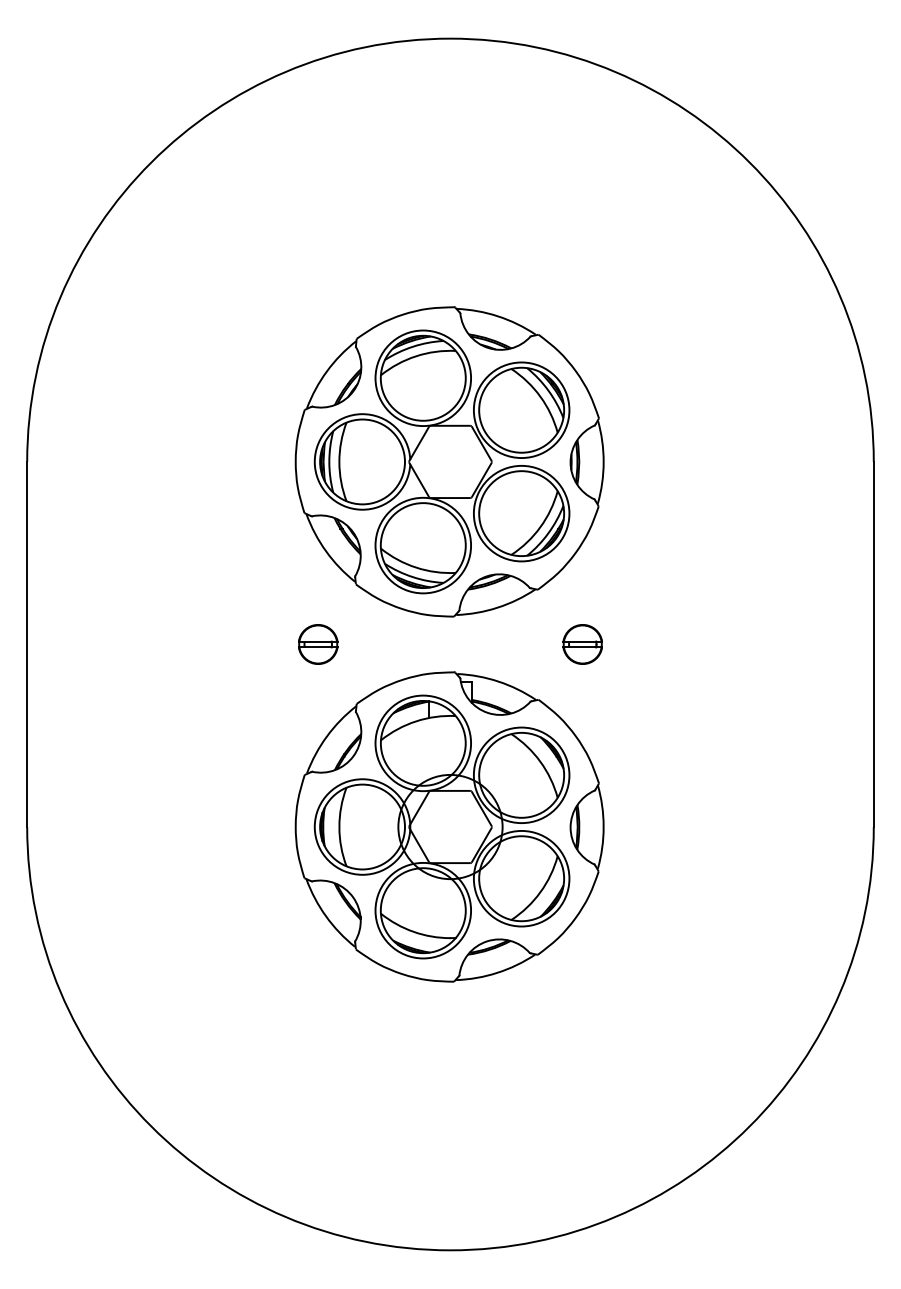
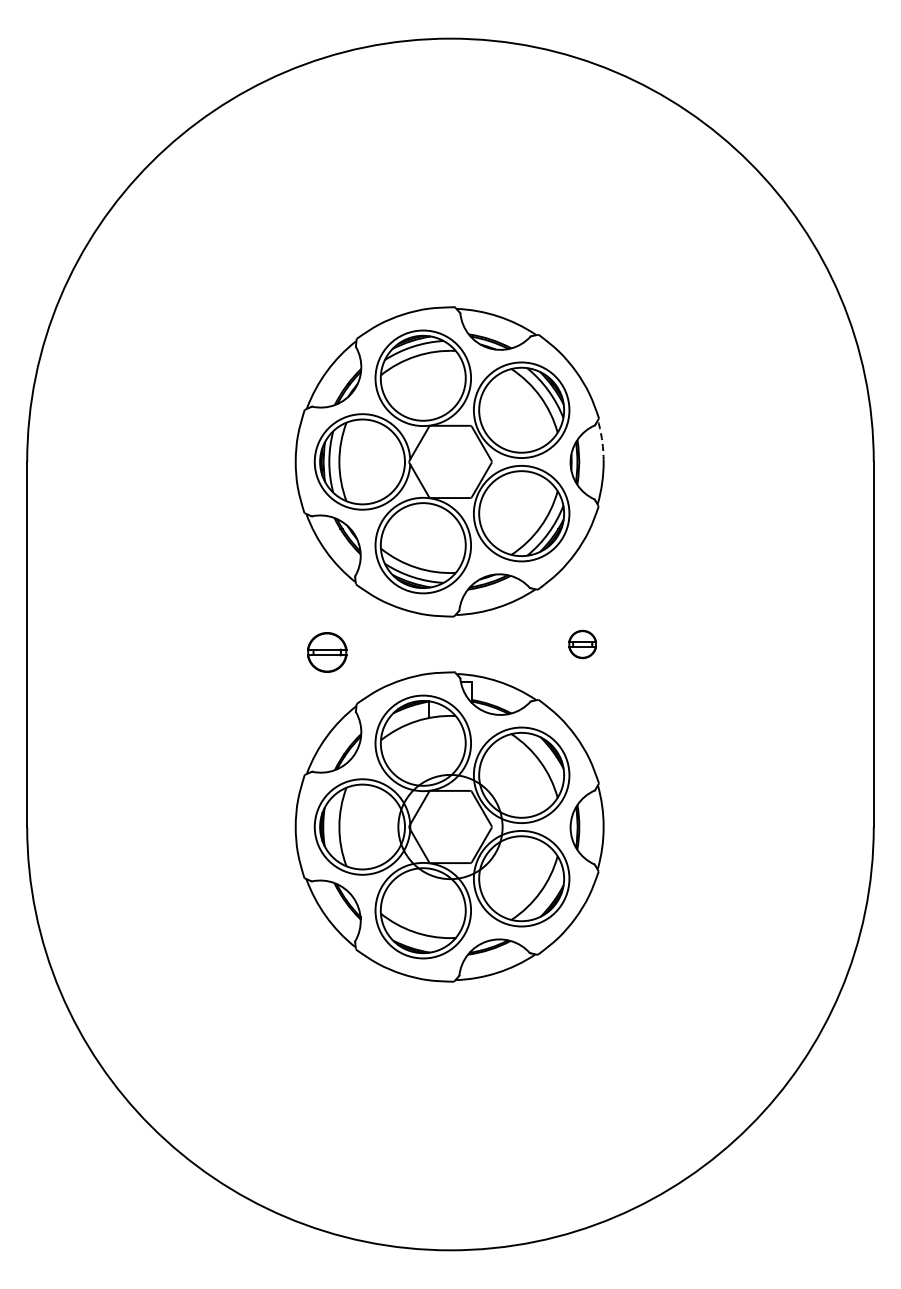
arc: solid -> dashed (602, 441)
part position: (318, 644) -> (327, 652) (327, 652)
part size: 41x41 px -> 29x31 px (582, 644)
